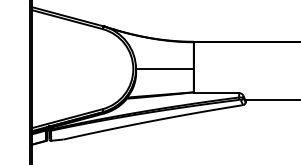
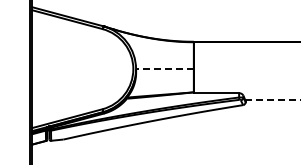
line: solid -> dashed (164, 69)
line: solid -> dashed (273, 100)
